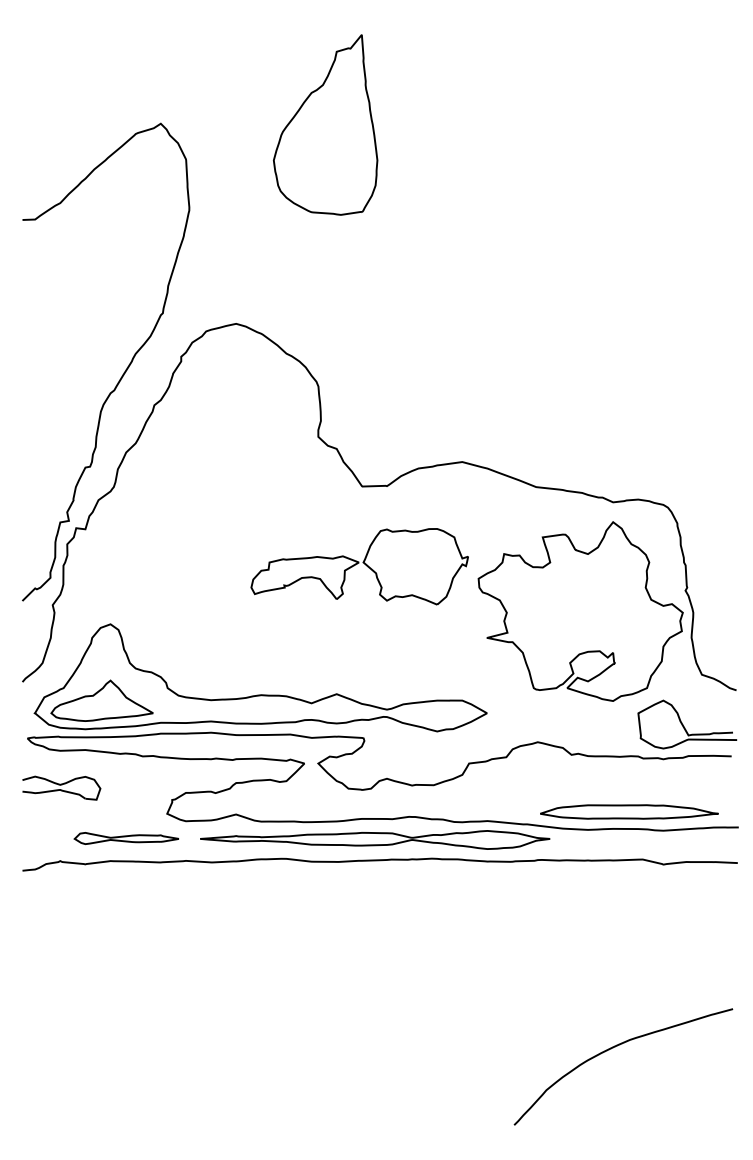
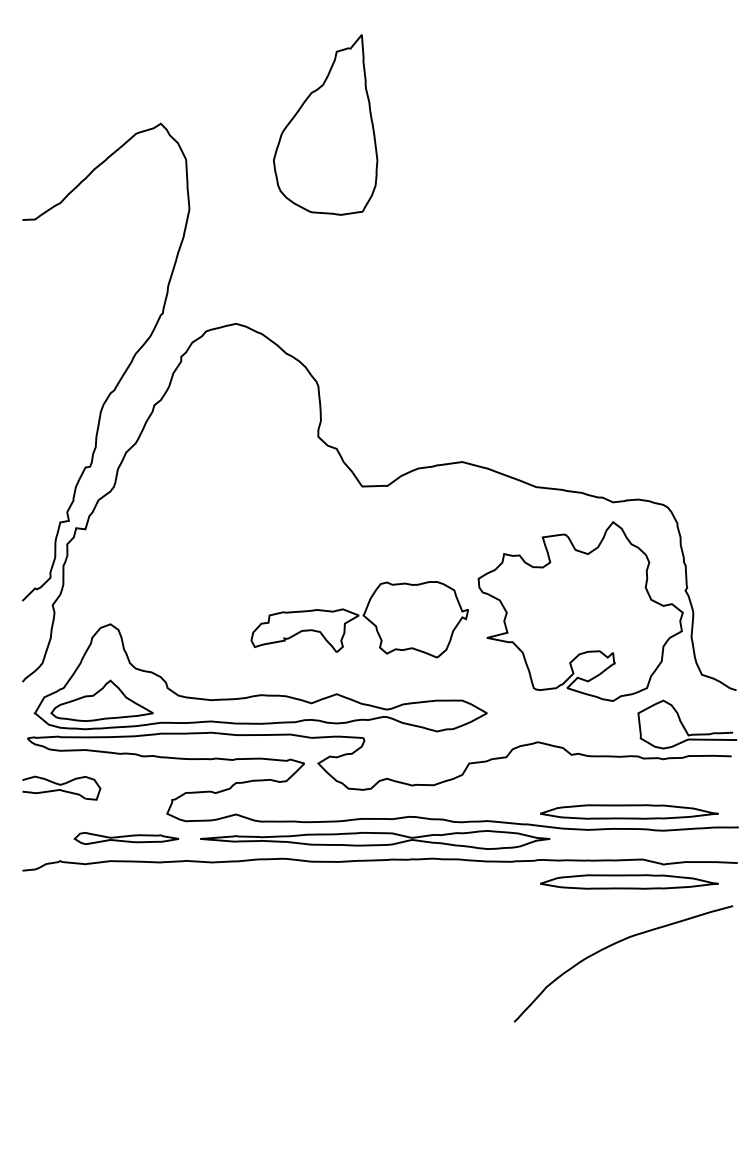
part position: (359, 566) -> (359, 619) (359, 619)
part: none -> present (629, 881)
curve position: (613, 1048) -> (613, 945) (613, 945)
